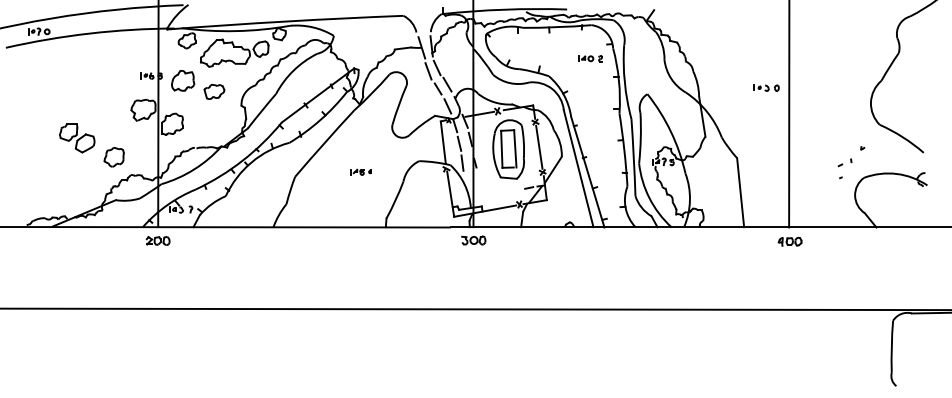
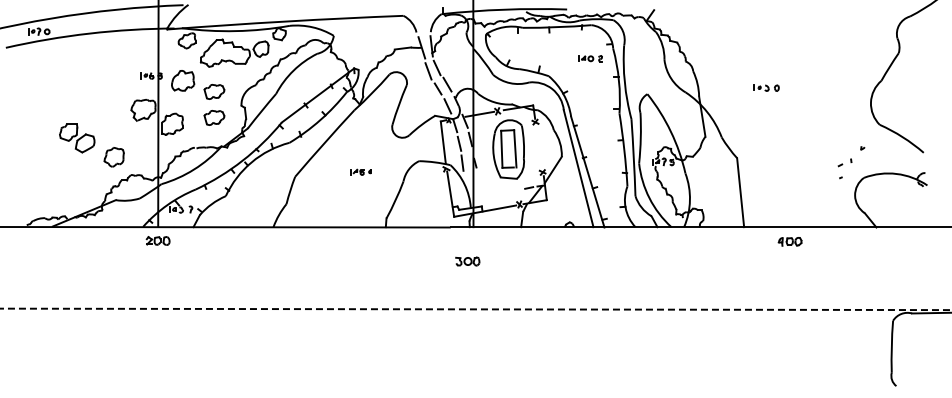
line: present -> none (789, 114)
part: none -> present (214, 117)
line: present -> none (539, 146)
part position: (473, 240) -> (467, 261) (467, 261)
line: solid -> dashed (476, 309)
